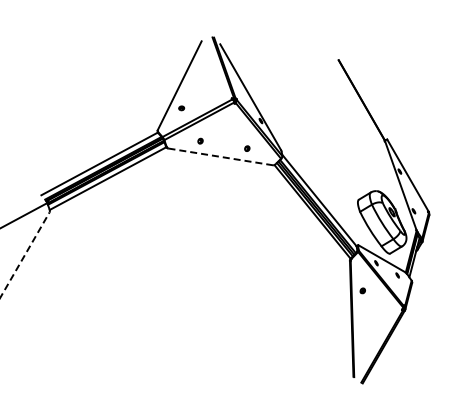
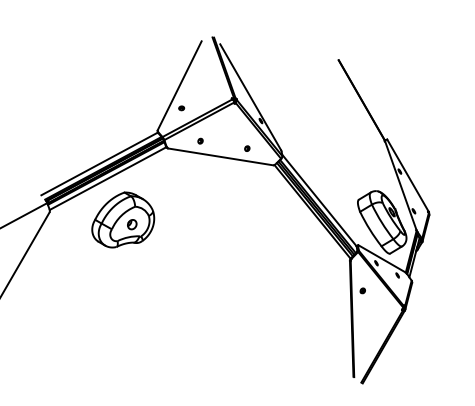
line: dashed -> solid (221, 157)
part: none -> present (123, 219)
line: dashed -> solid (25, 254)
